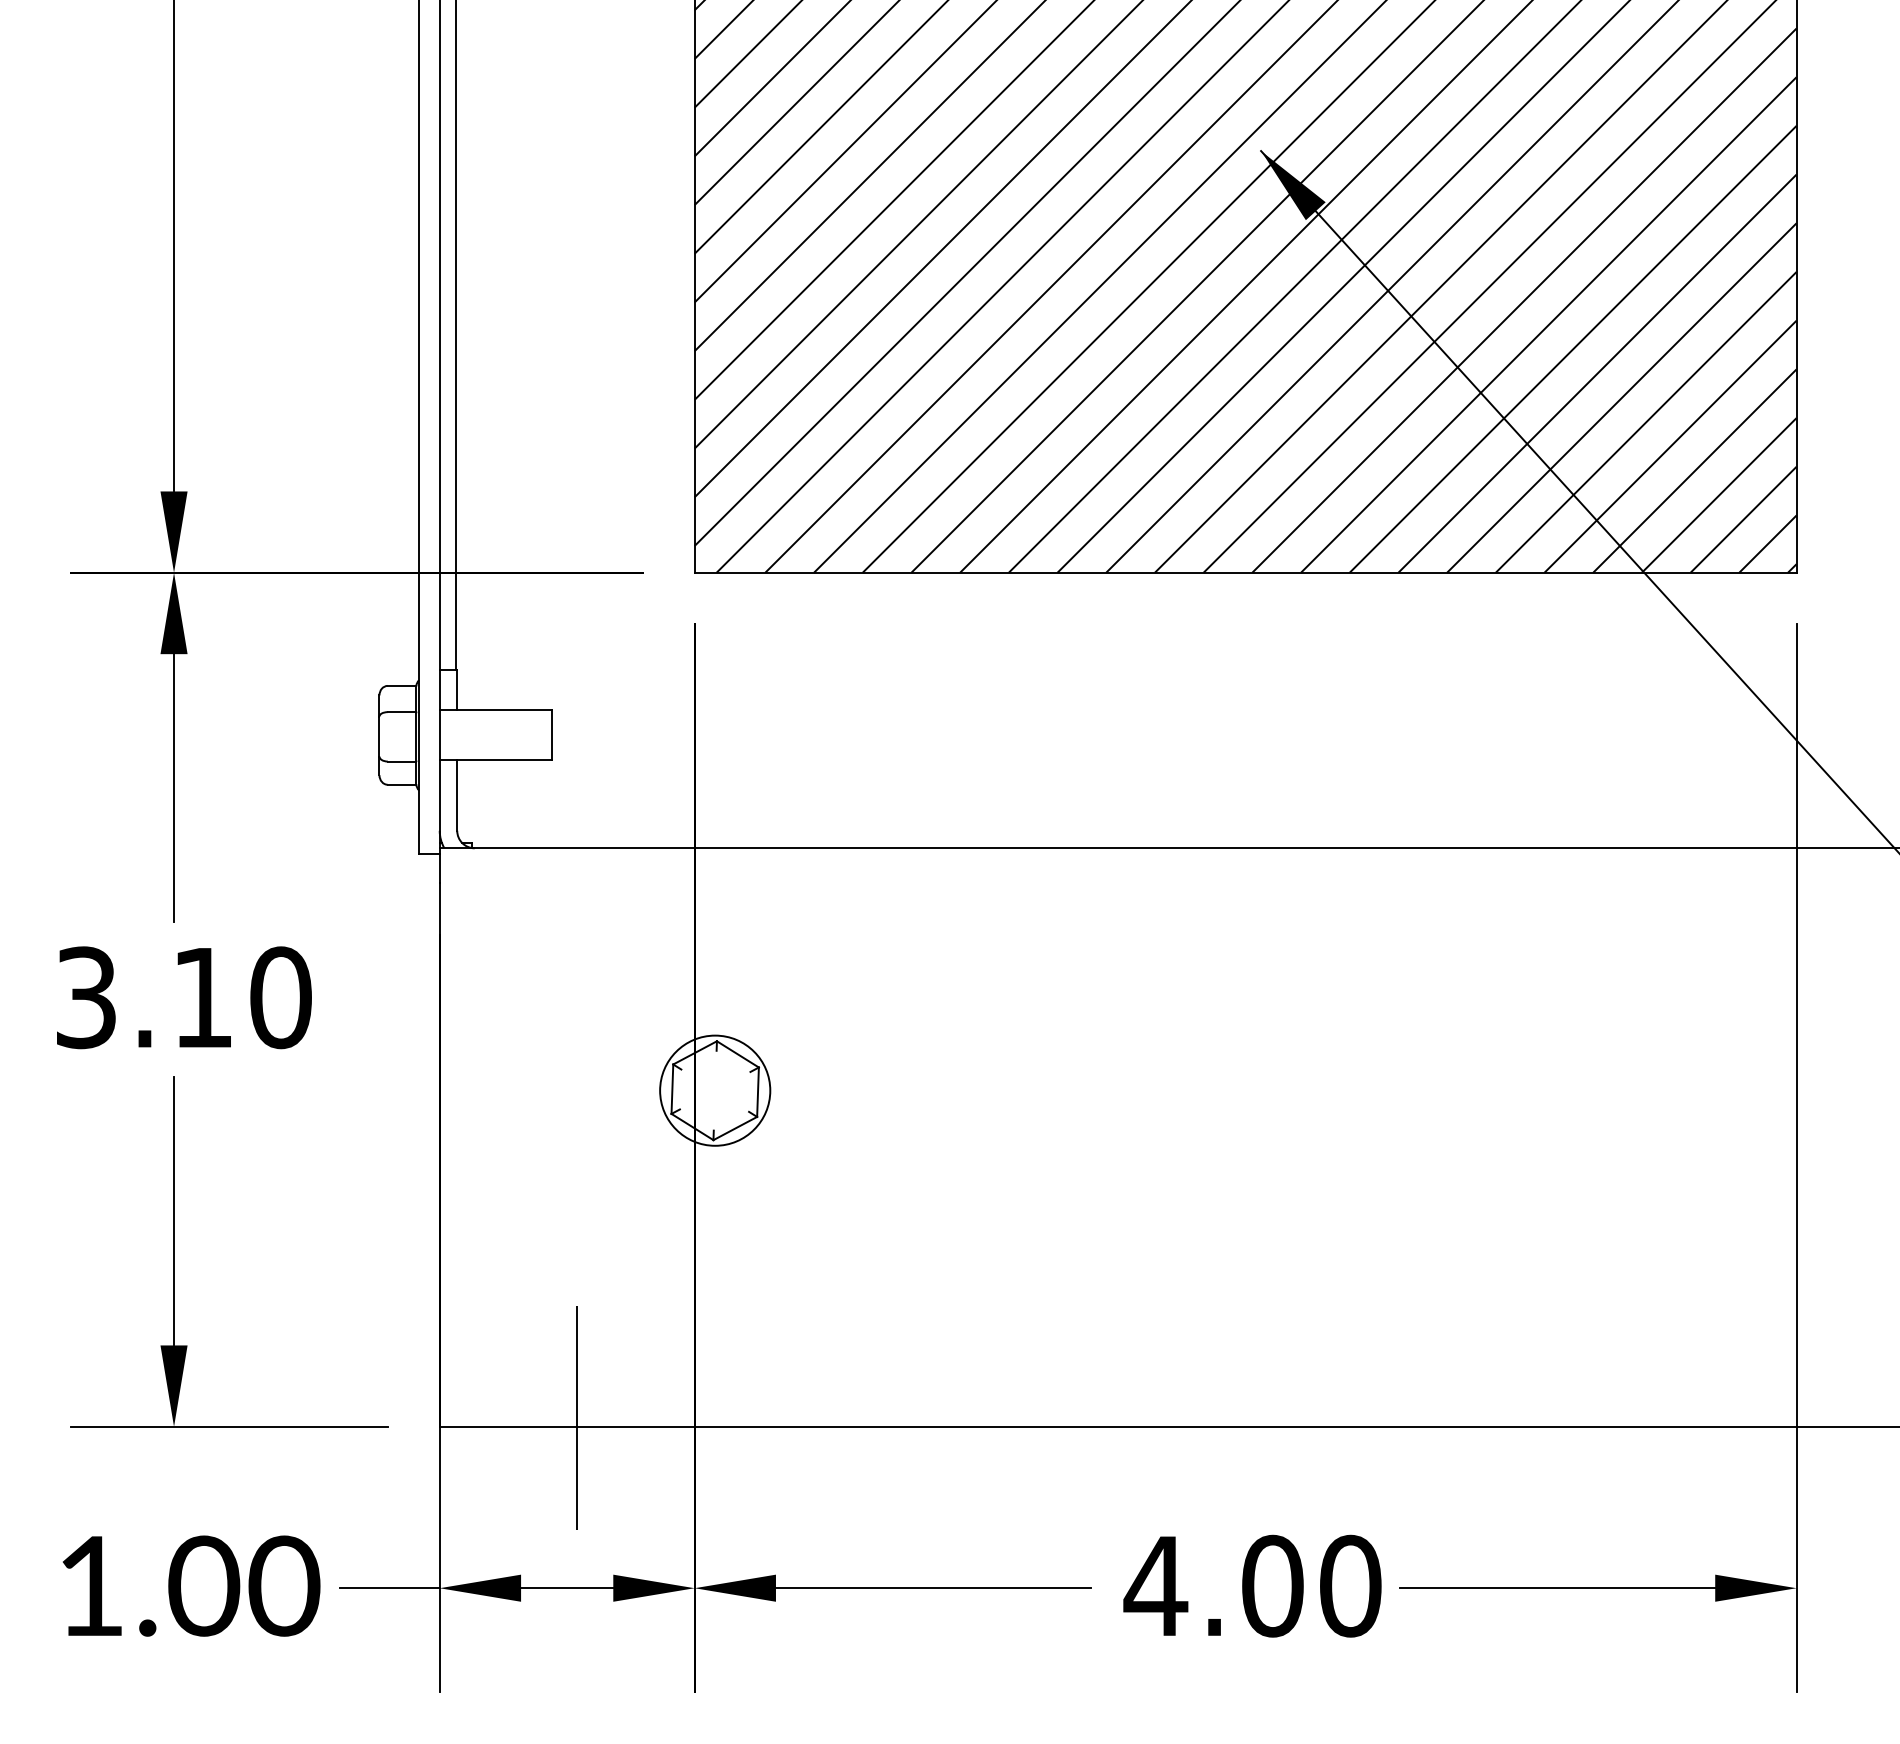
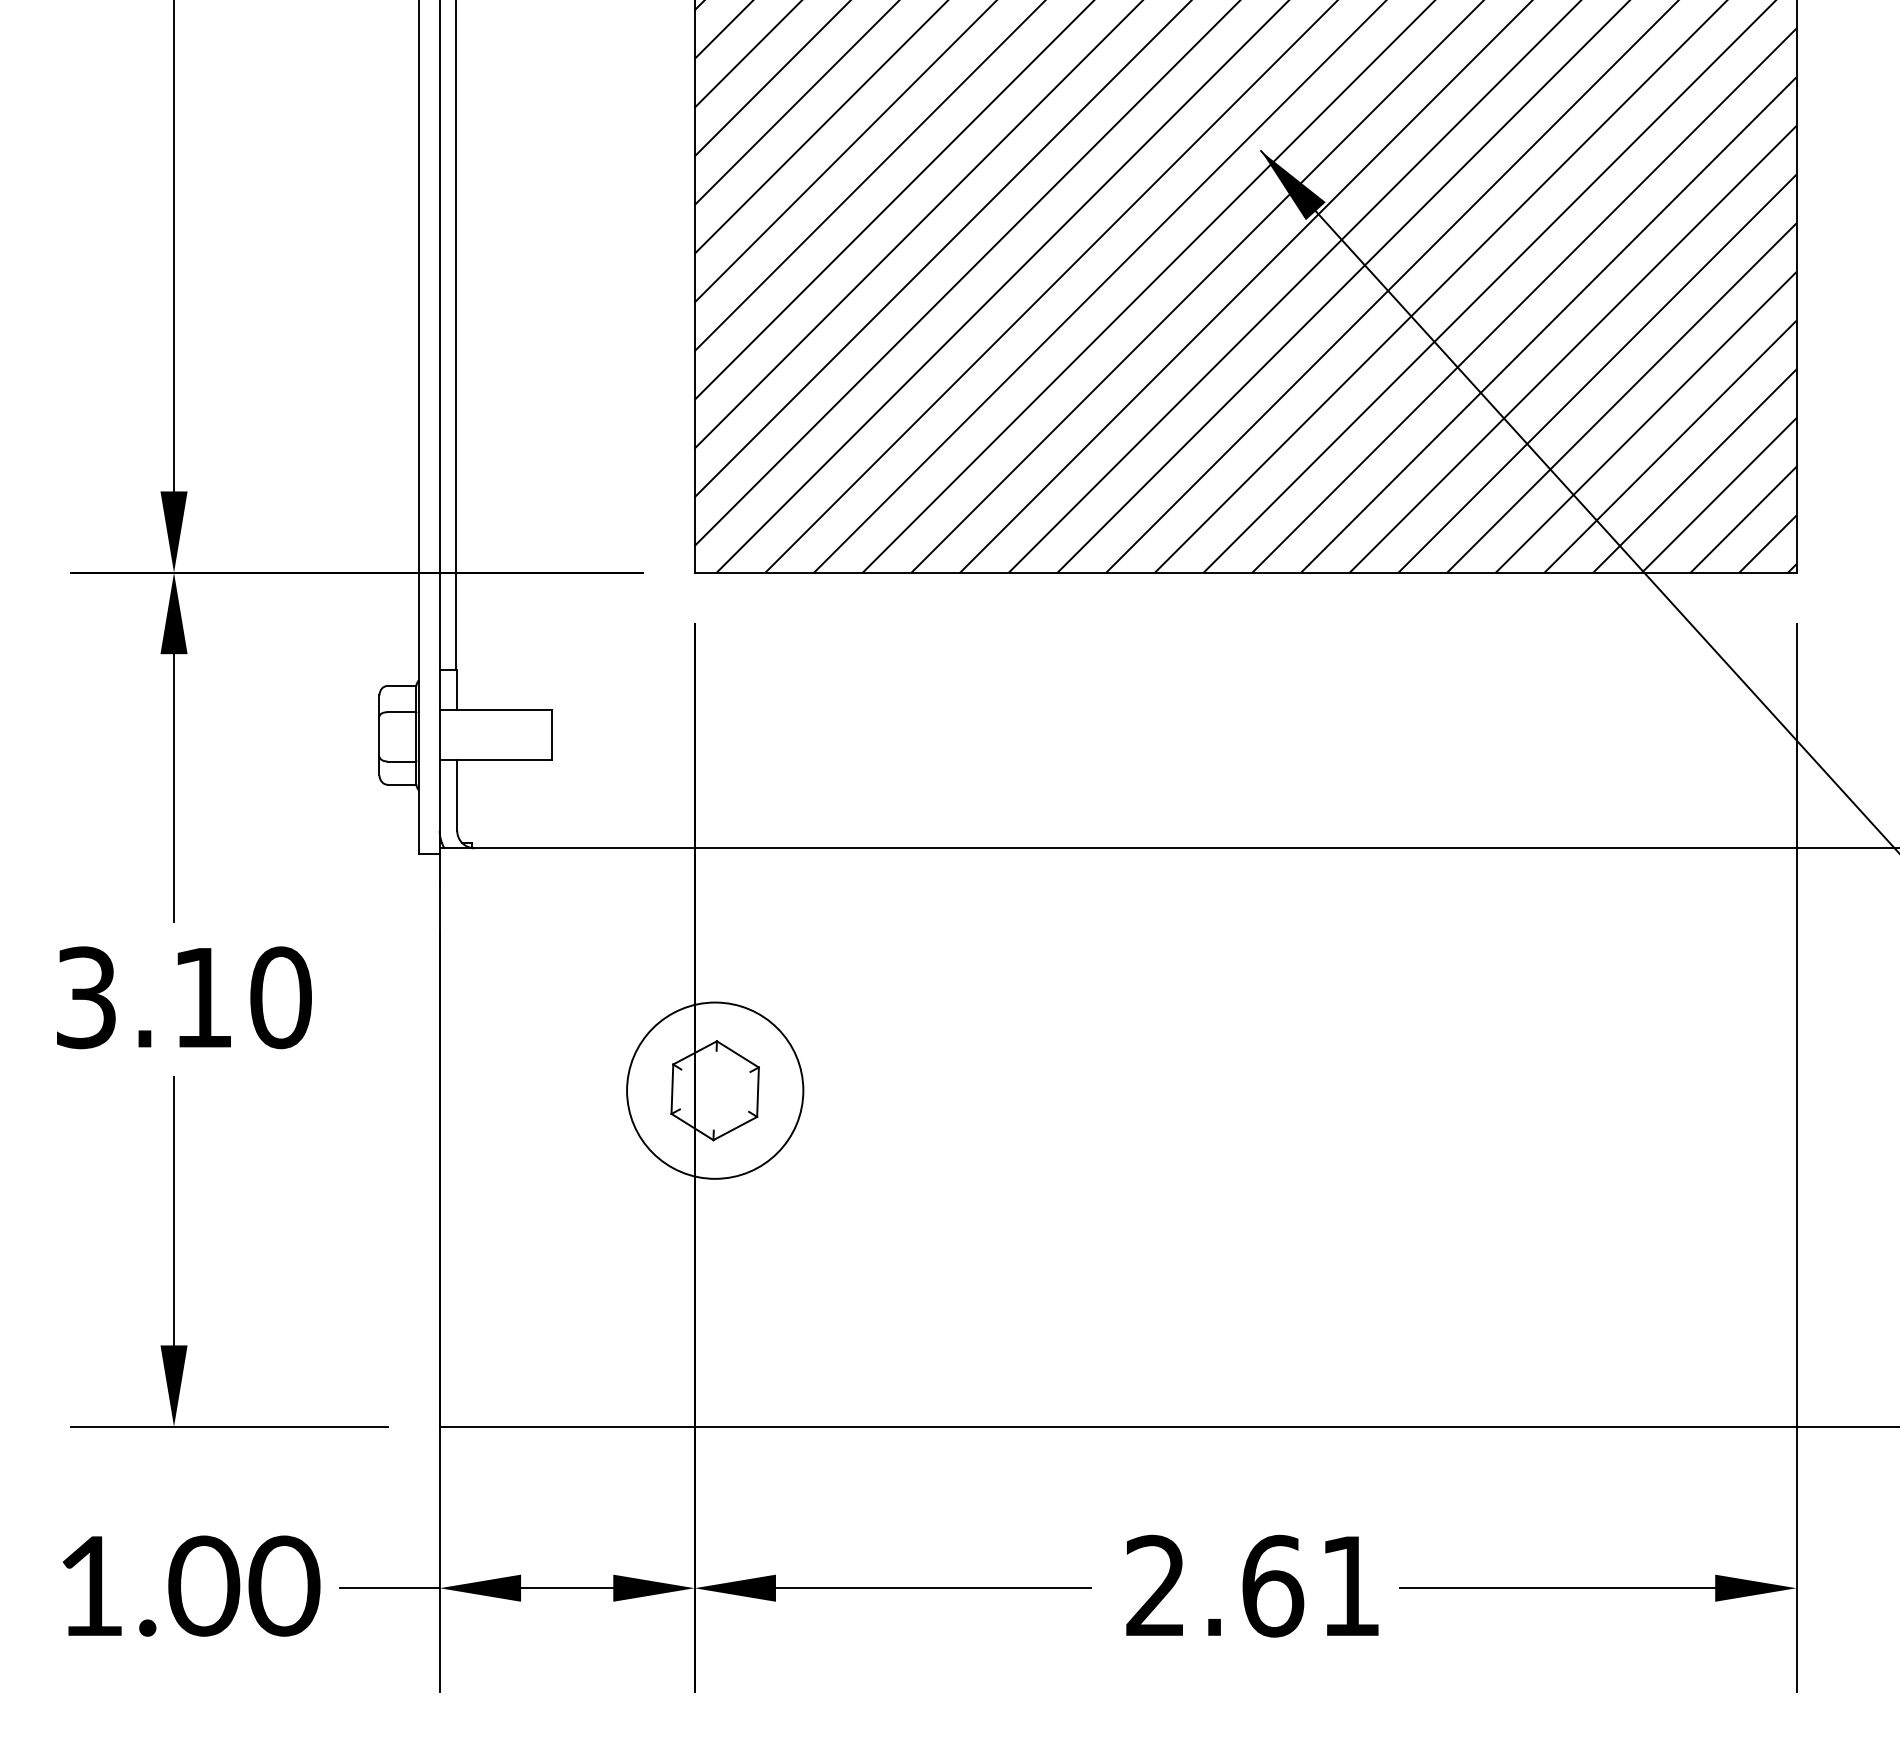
circle diameter: 110 px -> 176 px (715, 1090)
line: present -> none (577, 1418)
text: 4.00 -> 2.61 (1252, 1585)
